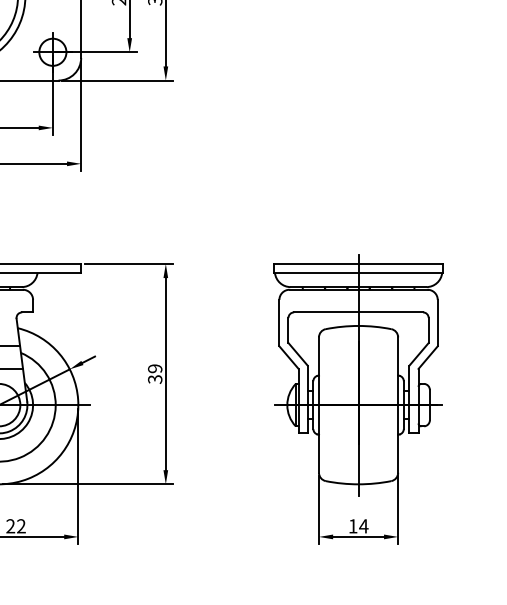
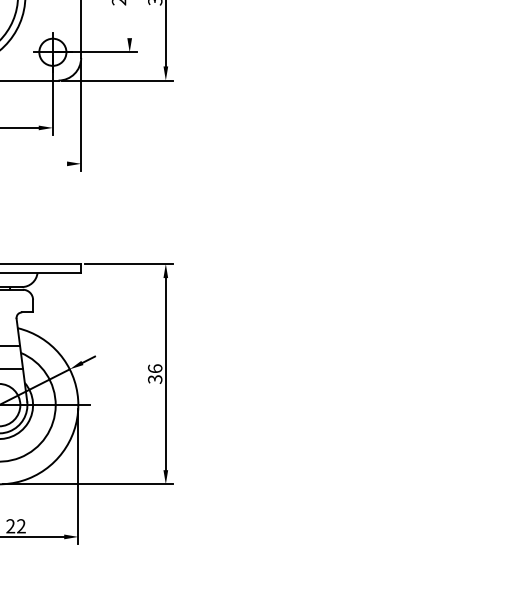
line: present -> none (129, 20)
line: present -> none (34, 163)
text: 39 -> 36 (155, 368)
part: present -> none (358, 399)
